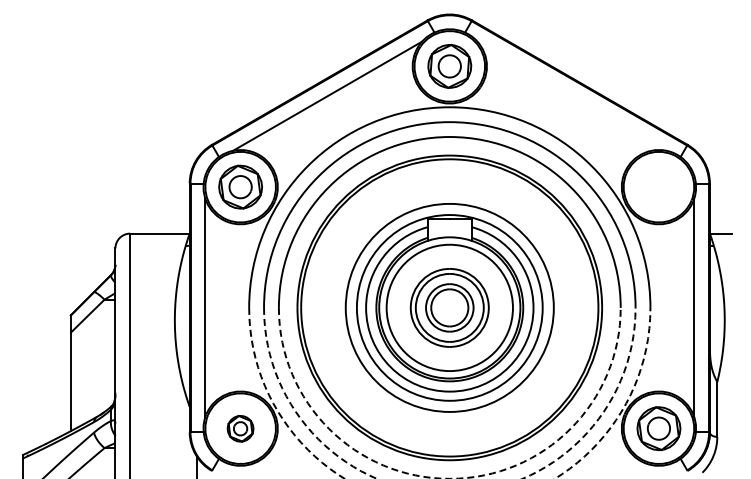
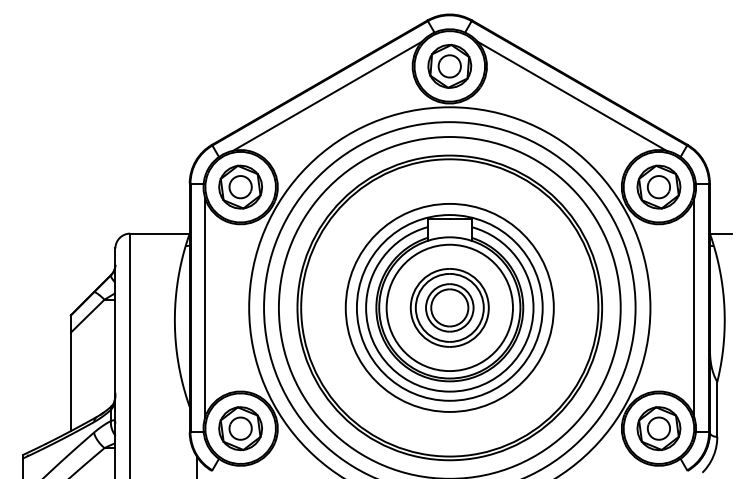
line: none -> present (571, 95)
part: none -> present (658, 186)
part size: 29x28 px -> 45x46 px (240, 428)
arc: dashed -> solid (449, 478)
arc: dashed -> solid (522, 478)
arc: dashed -> solid (554, 478)
